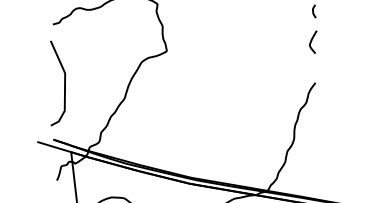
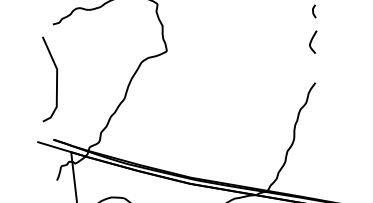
line position: (64, 83) -> (56, 79) (56, 79)
